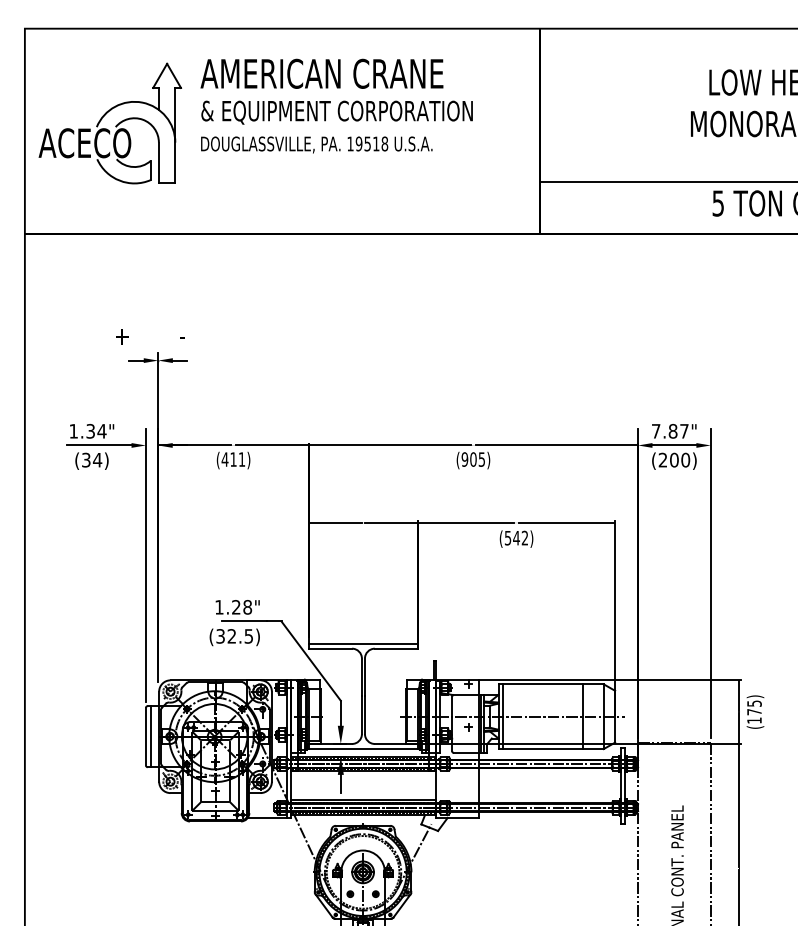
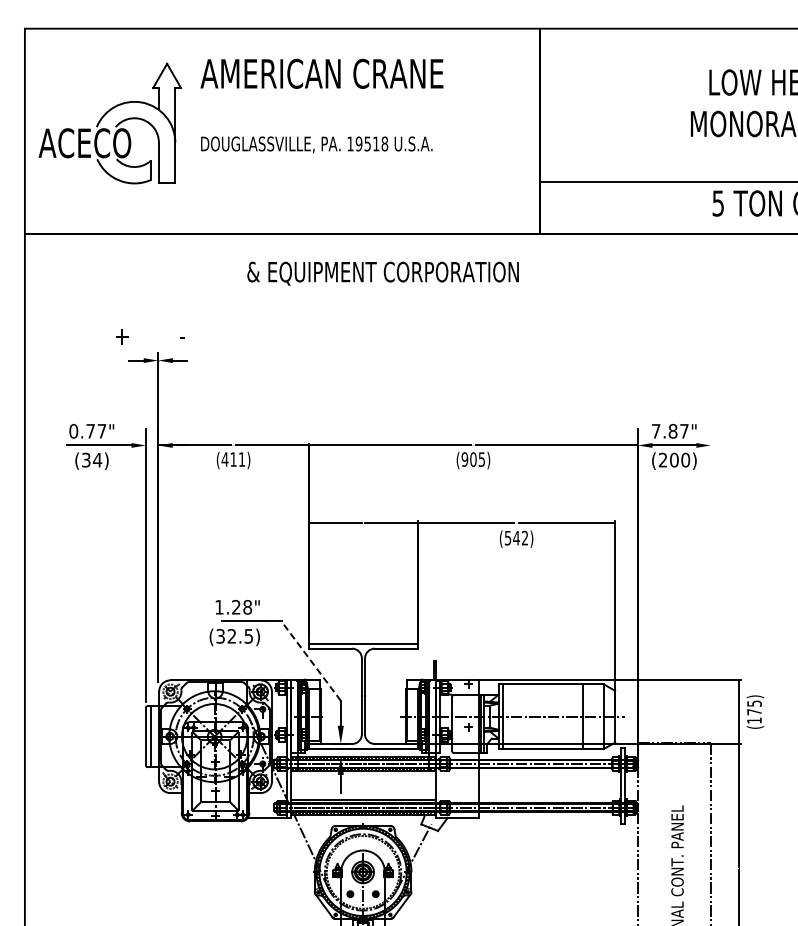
text position: (336, 112) -> (382, 273) (382, 273)
text: 1.34" -> 0.77" (87, 430)
line: present -> none (710, 582)
line: solid -> dashed (311, 661)
